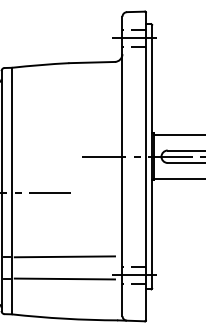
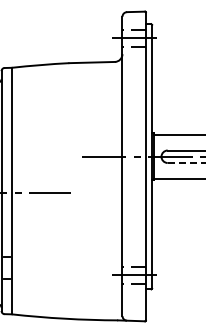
line: solid -> dashed (186, 163)
line: present -> none (64, 256)
line: present -> none (64, 278)
